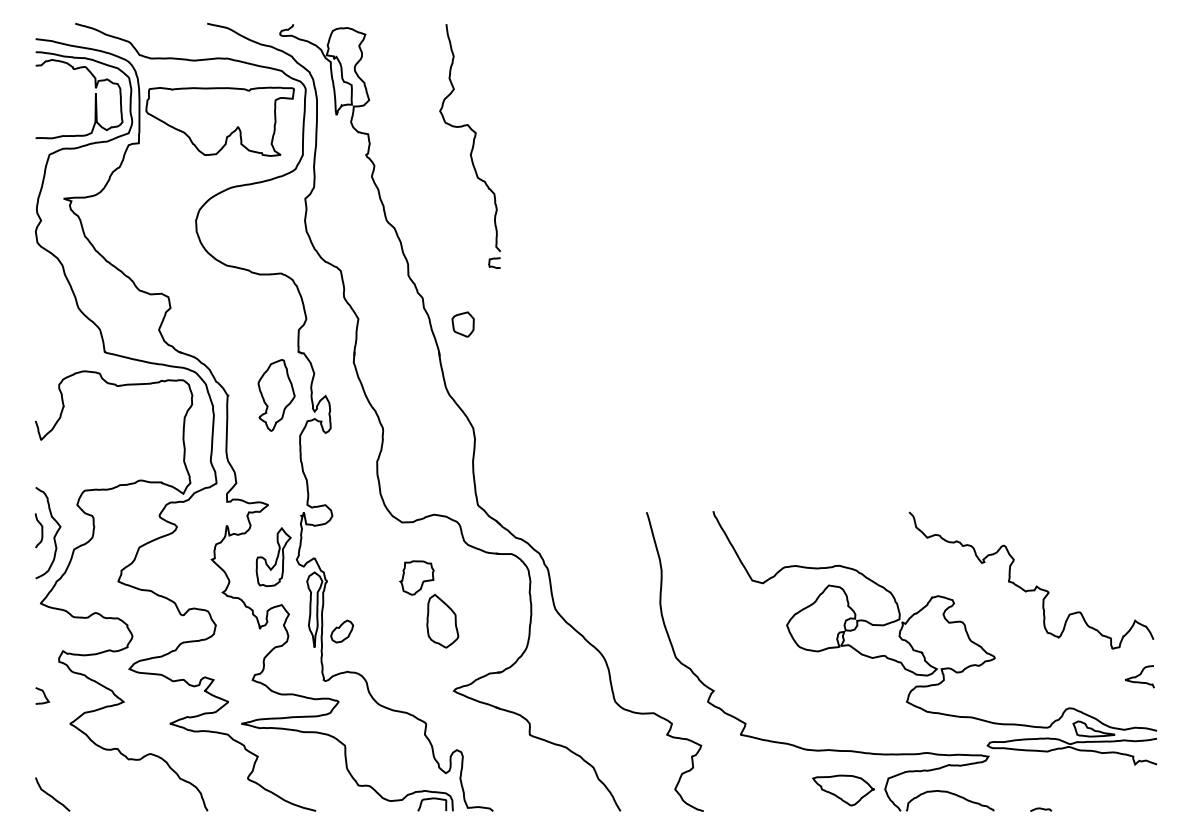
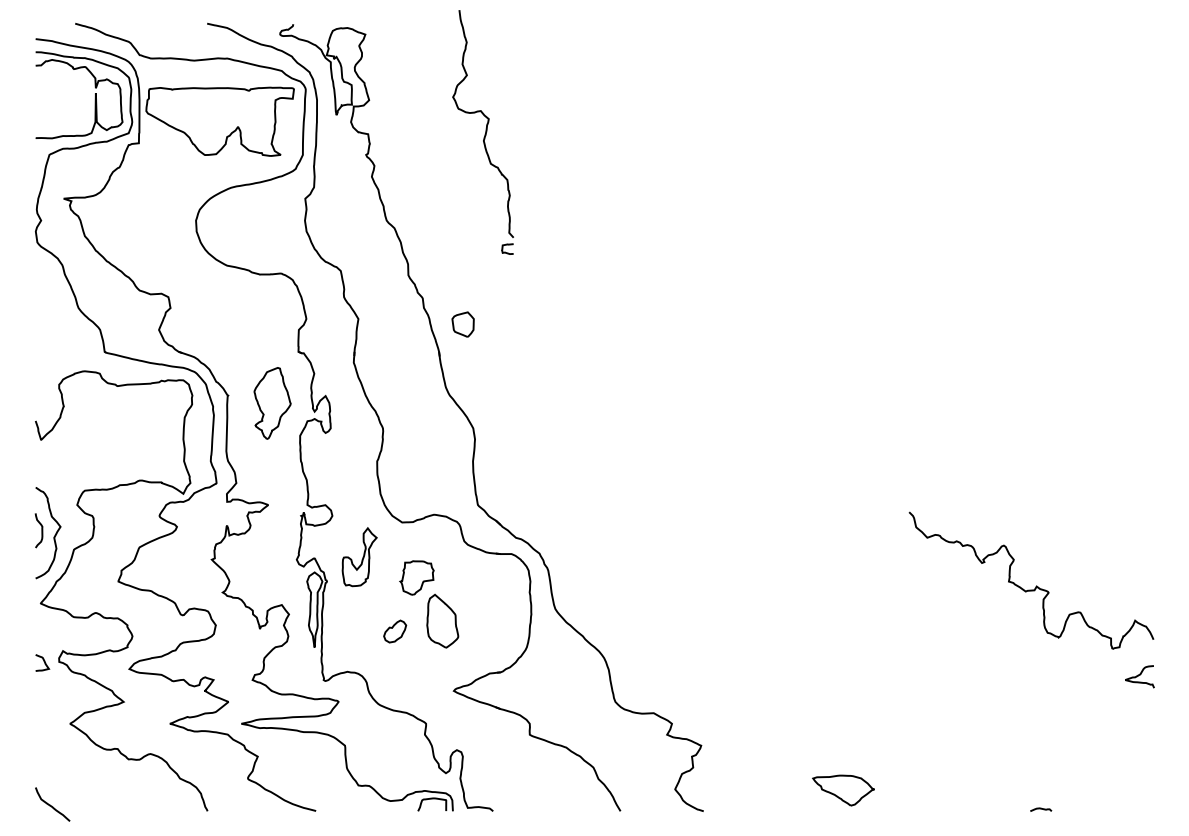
part position: (469, 146) -> (482, 132) (482, 132)
part position: (276, 395) -> (272, 403) (272, 403)
part position: (273, 557) -> (359, 557) (359, 557)
part position: (342, 631) -> (395, 631) (395, 631)
part: present -> none (901, 661)
curve position: (43, 694) -> (43, 661) (43, 661)
curve position: (51, 795) -> (51, 805) (51, 805)
